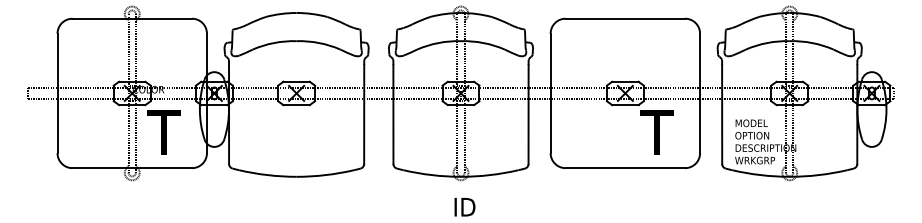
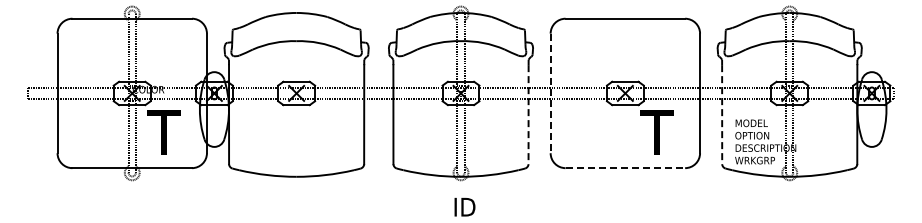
line: solid -> dashed (550, 93)
line: solid -> dashed (528, 114)
line: solid -> dashed (722, 114)
line: solid -> dashed (625, 168)
